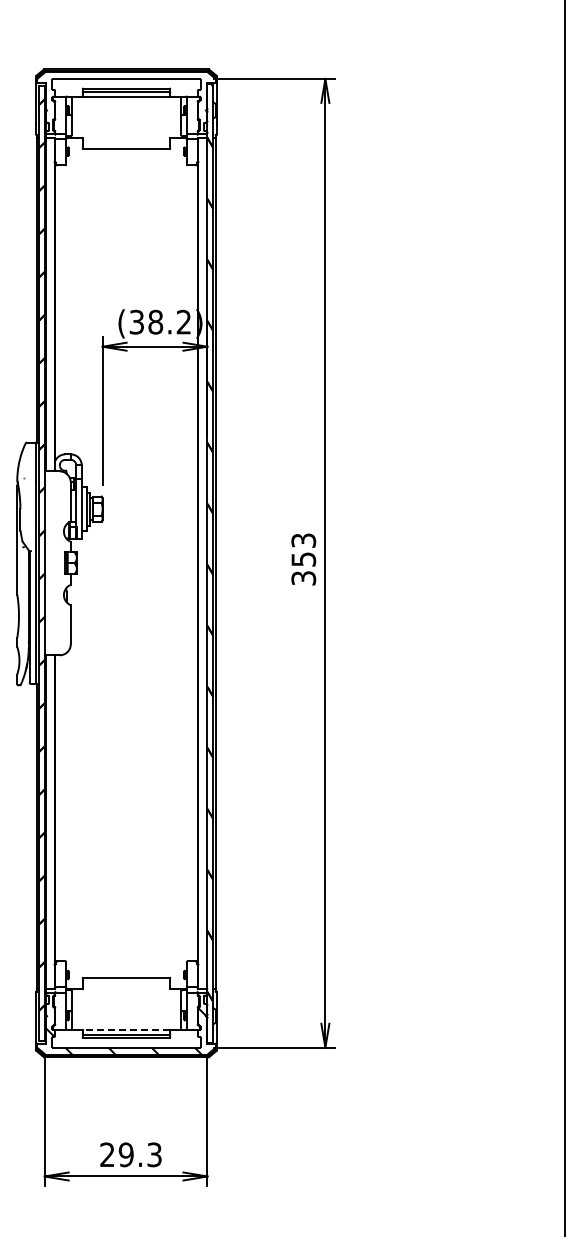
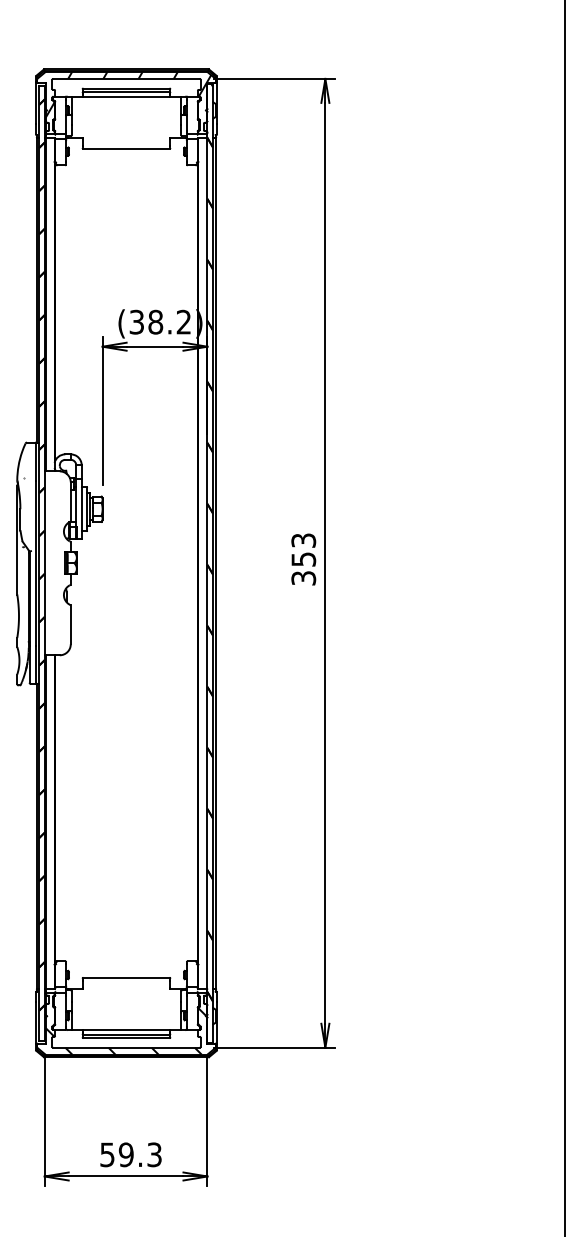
hatch: none -> present (128, 95)
line: dashed -> solid (126, 1029)
text: 29.3 -> 59.3 (107, 1154)
